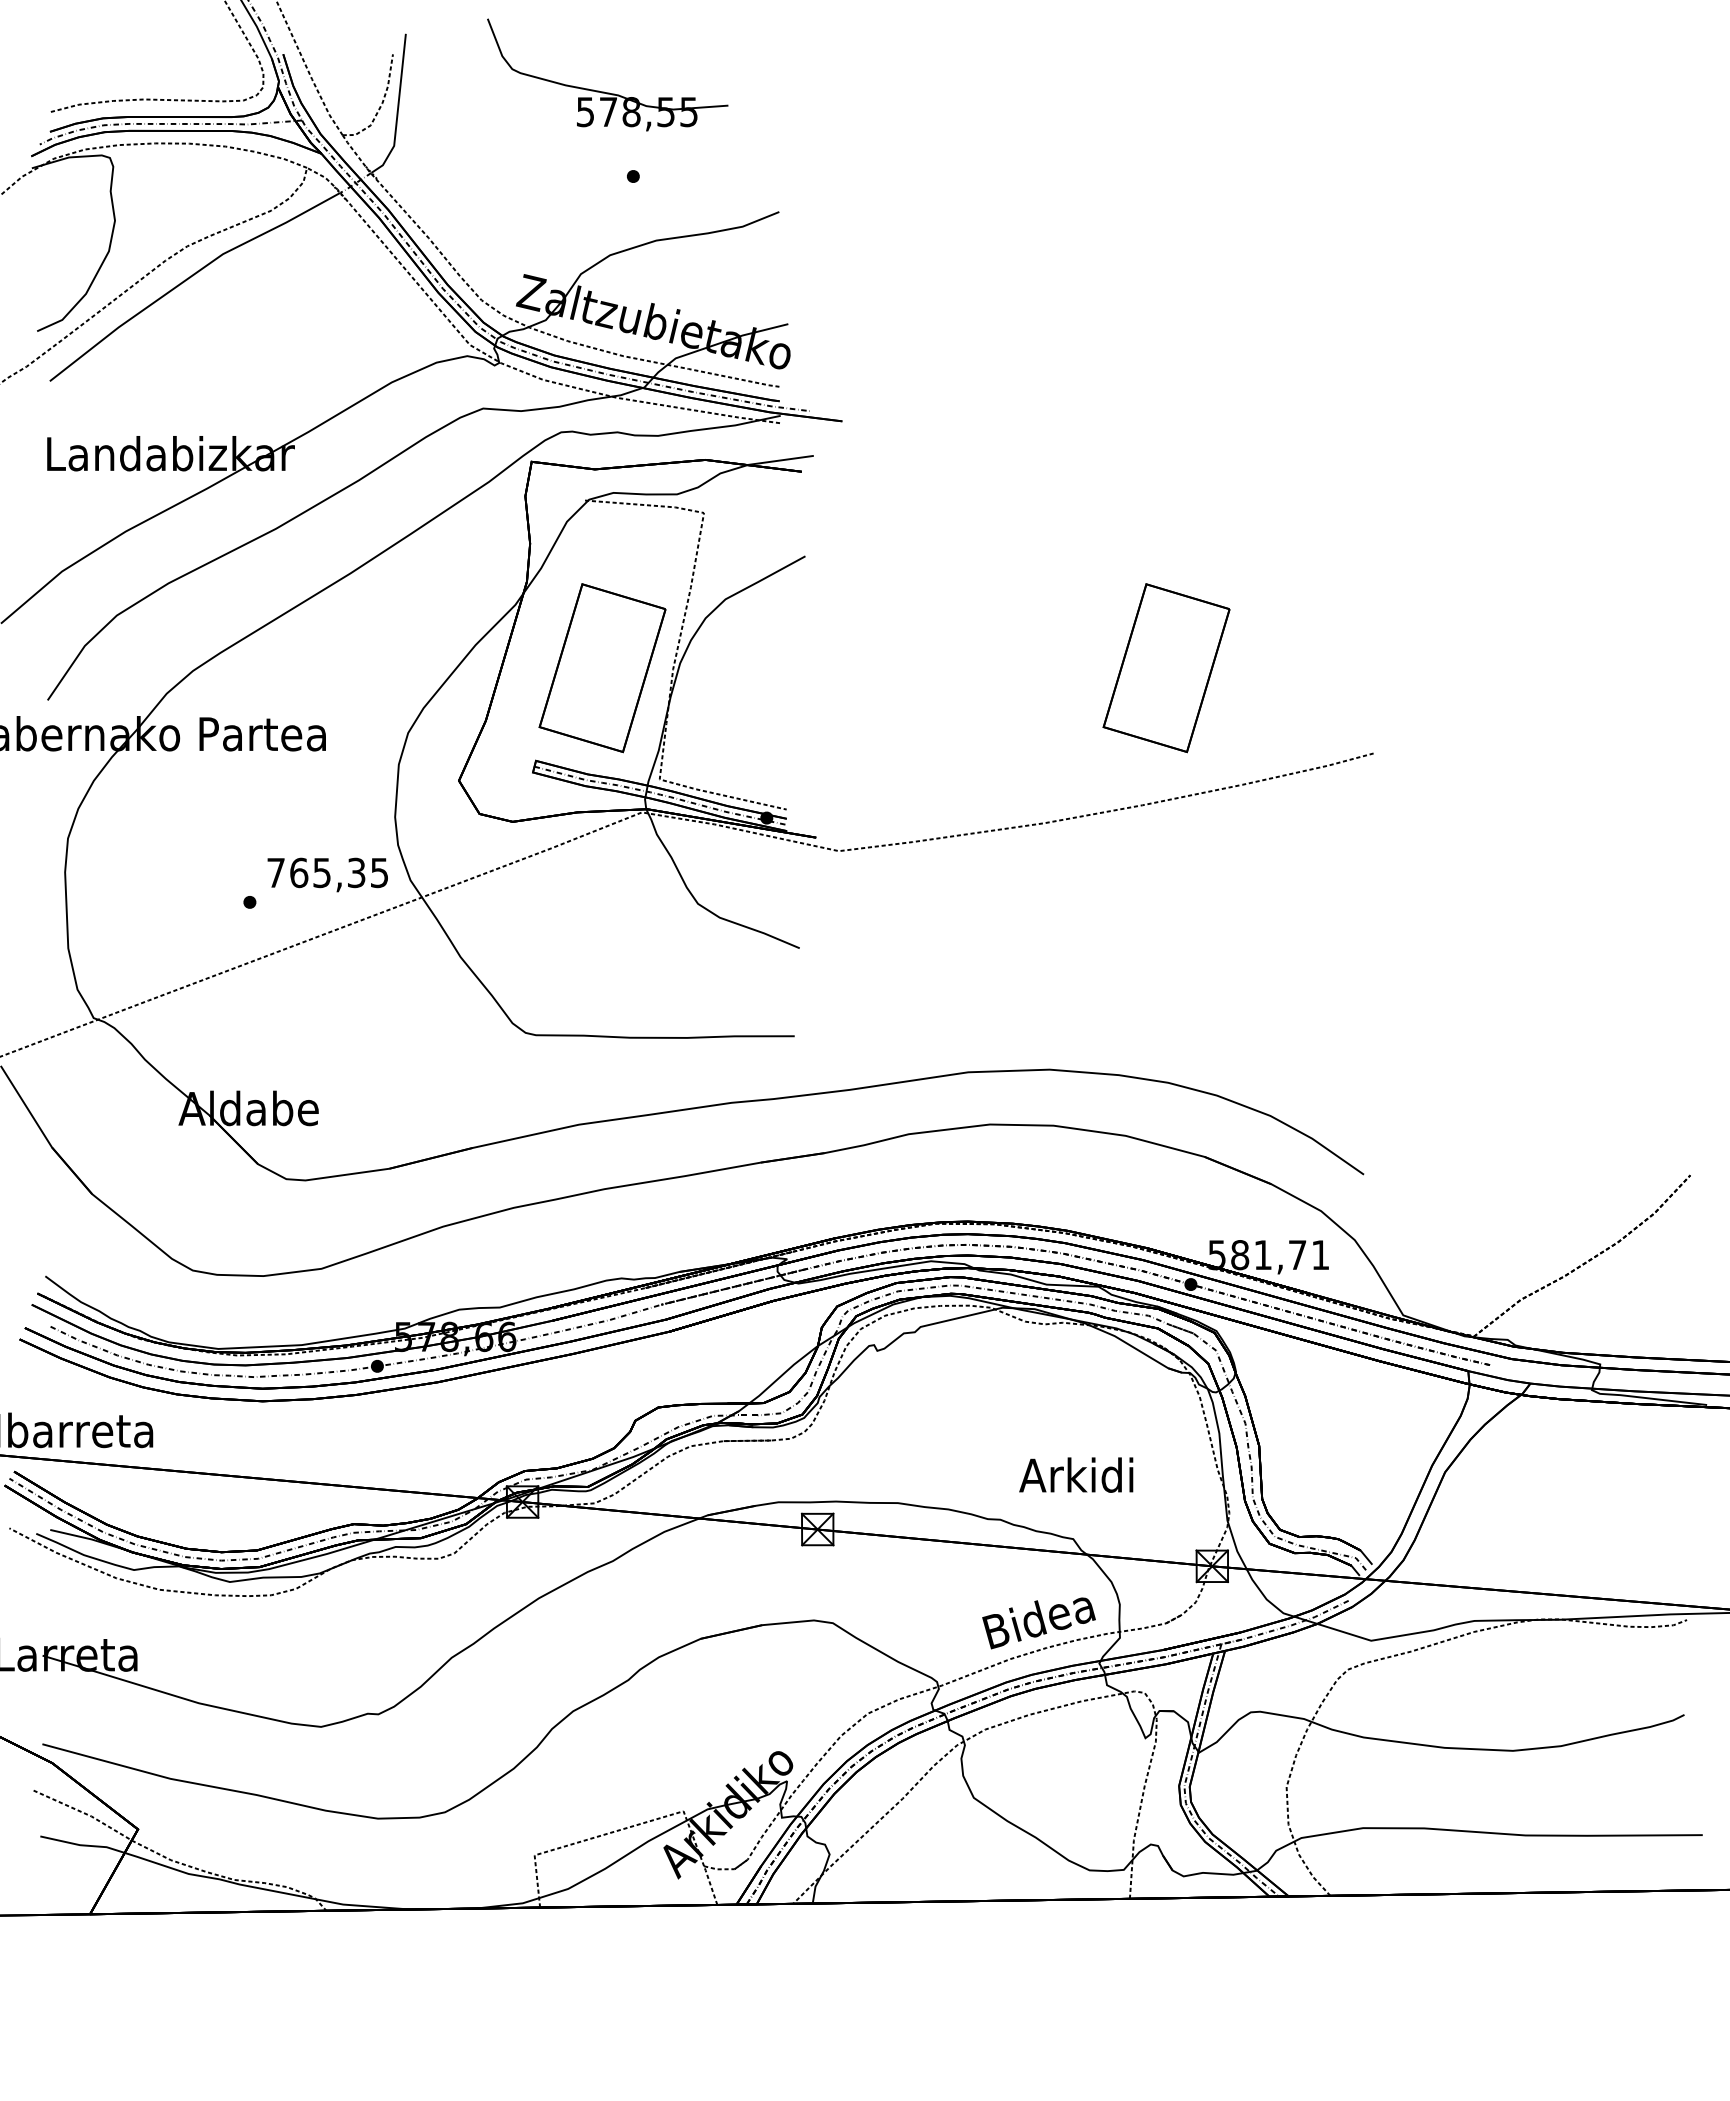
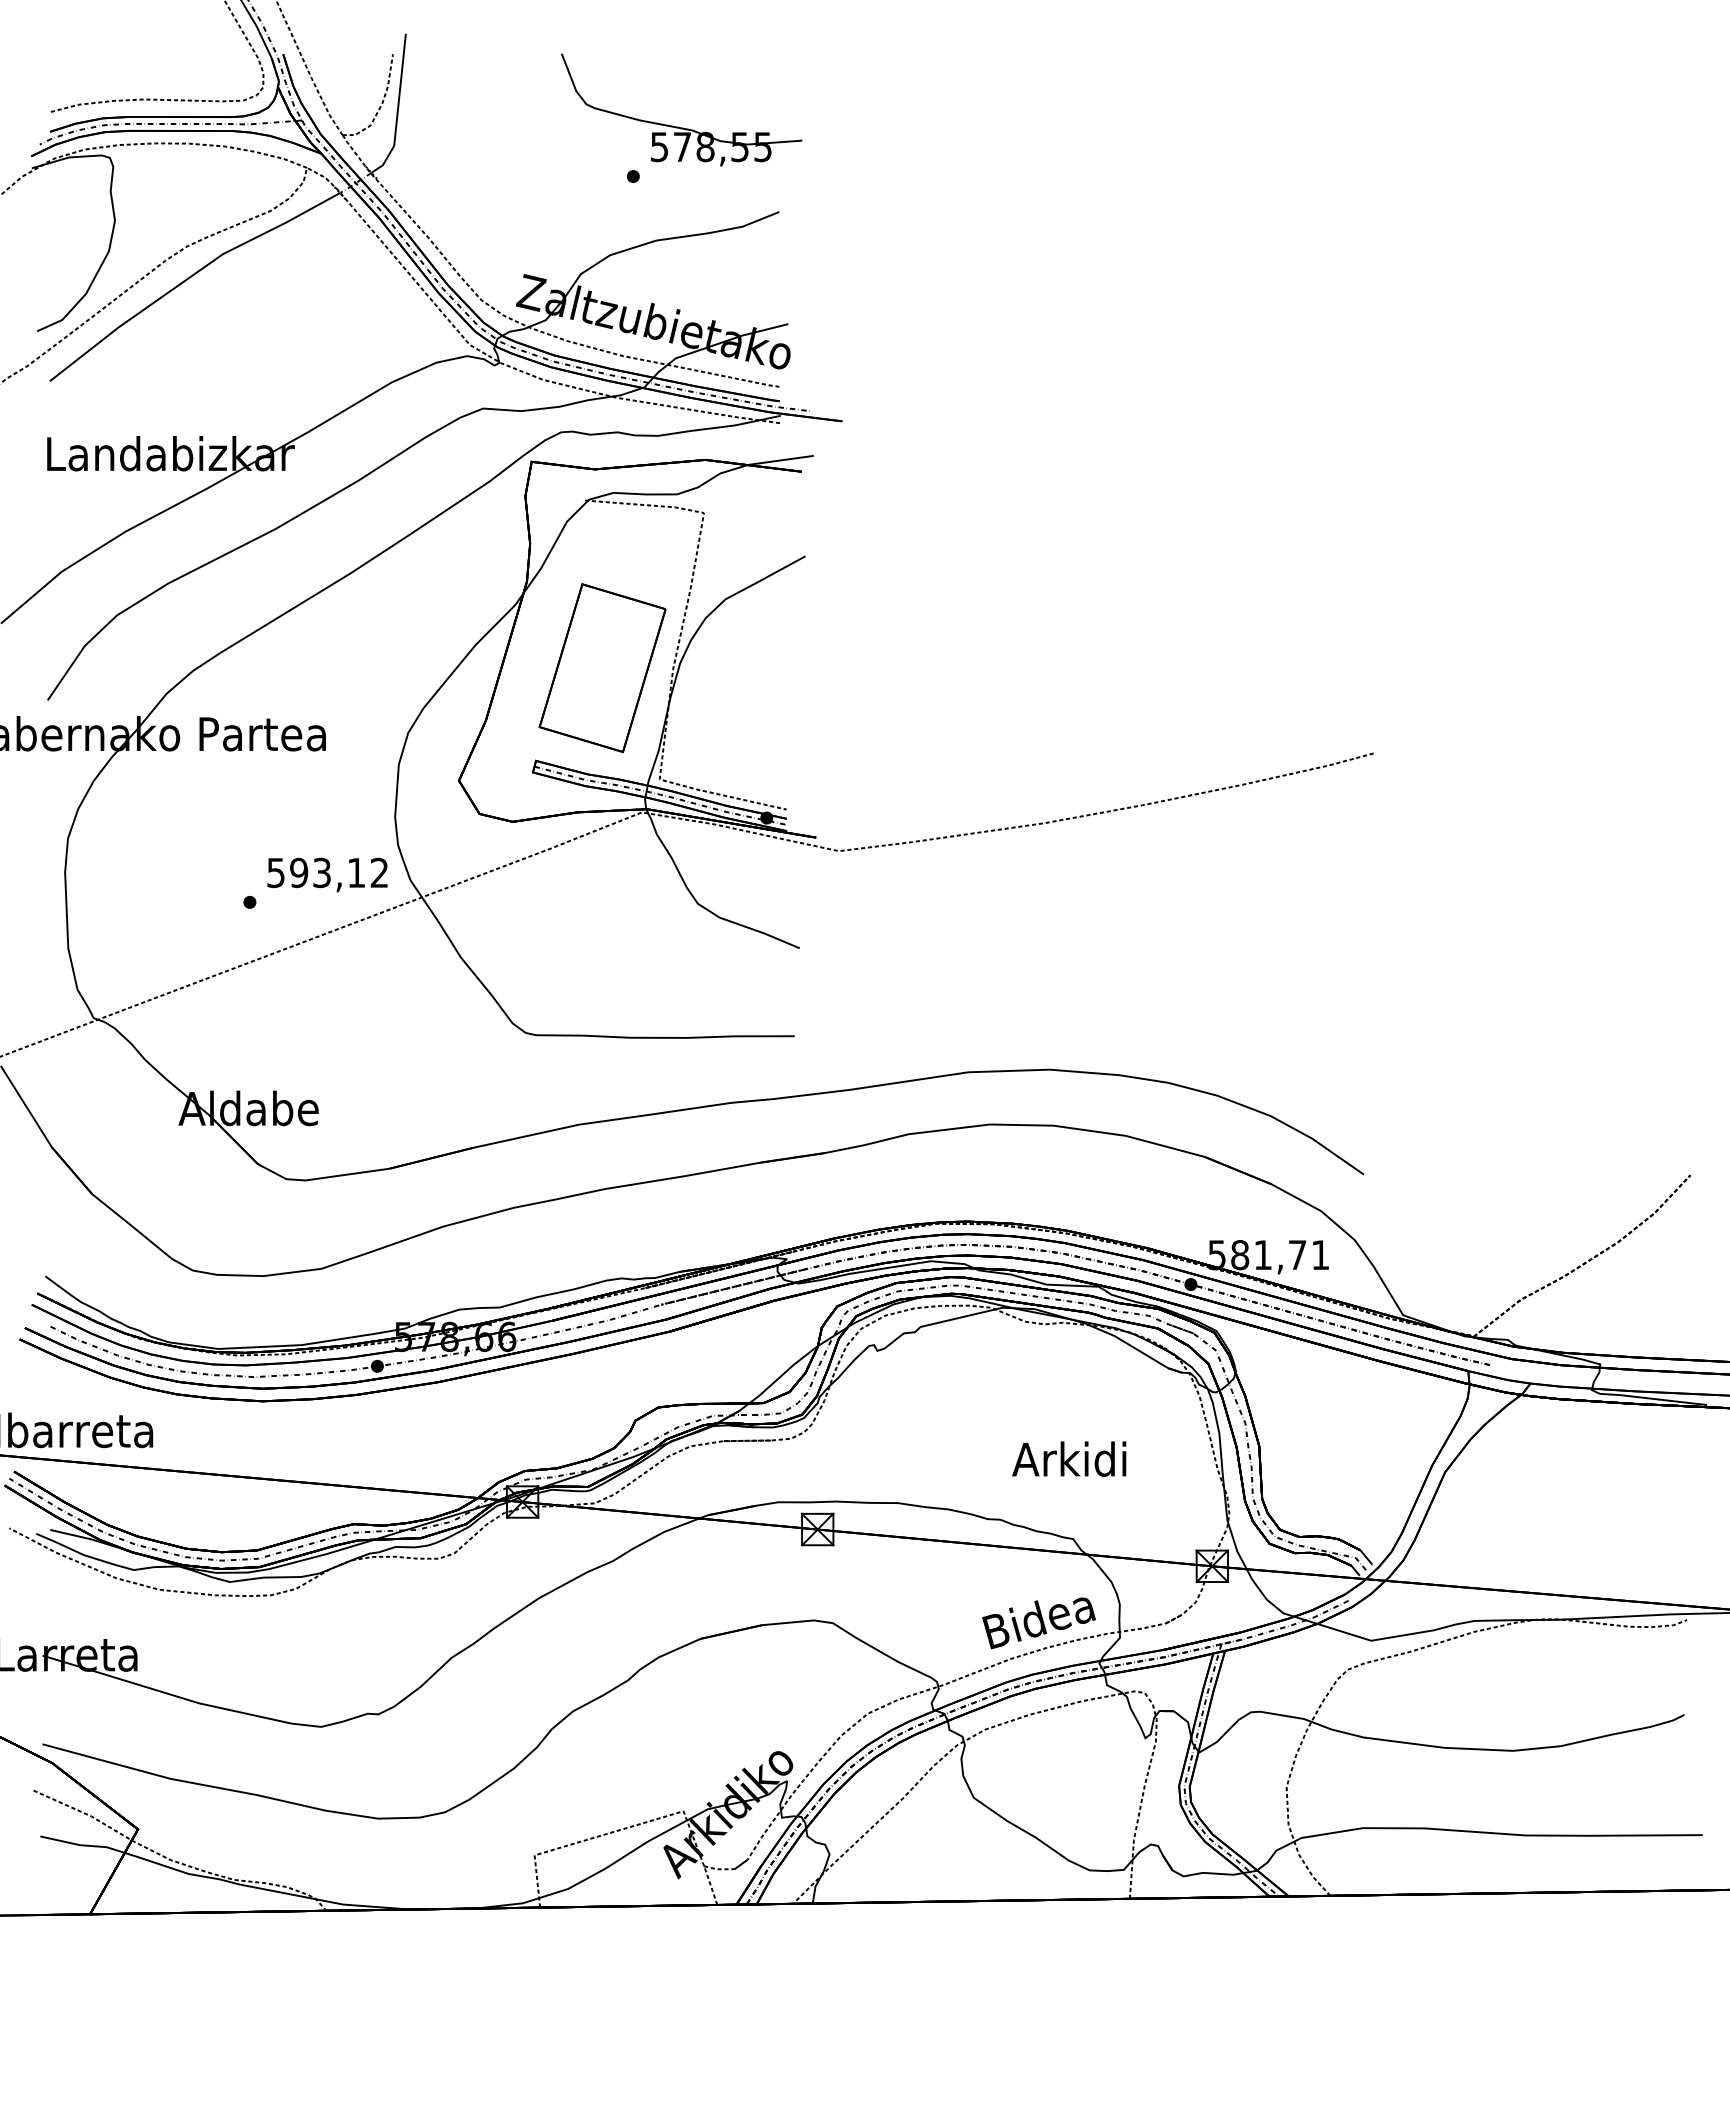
part position: (604, 91) -> (678, 126) (678, 126)
part: present -> none (1166, 668)
text: 765,35 -> 593,12 (327, 872)
text position: (1076, 1474) -> (1069, 1458) (1069, 1458)
